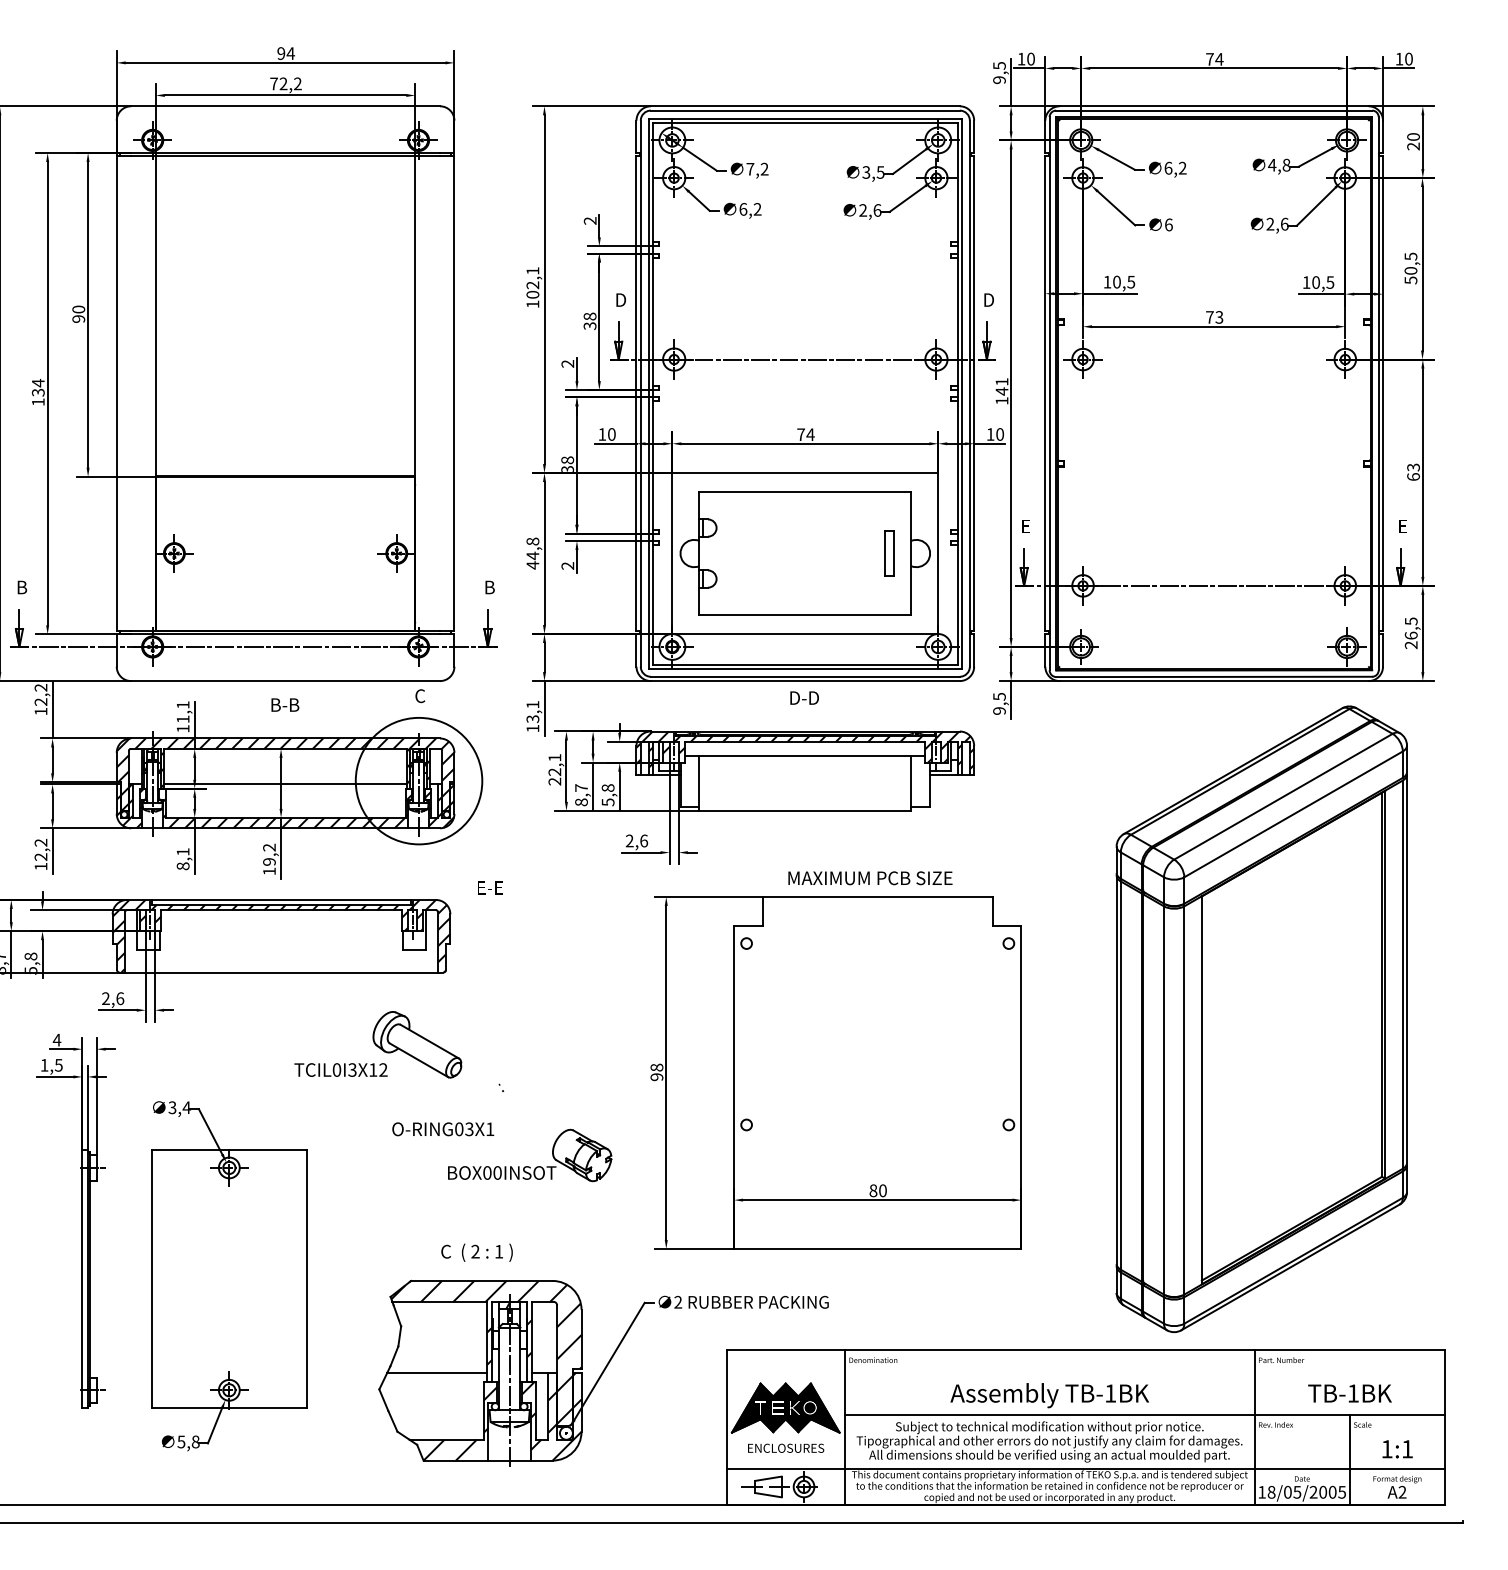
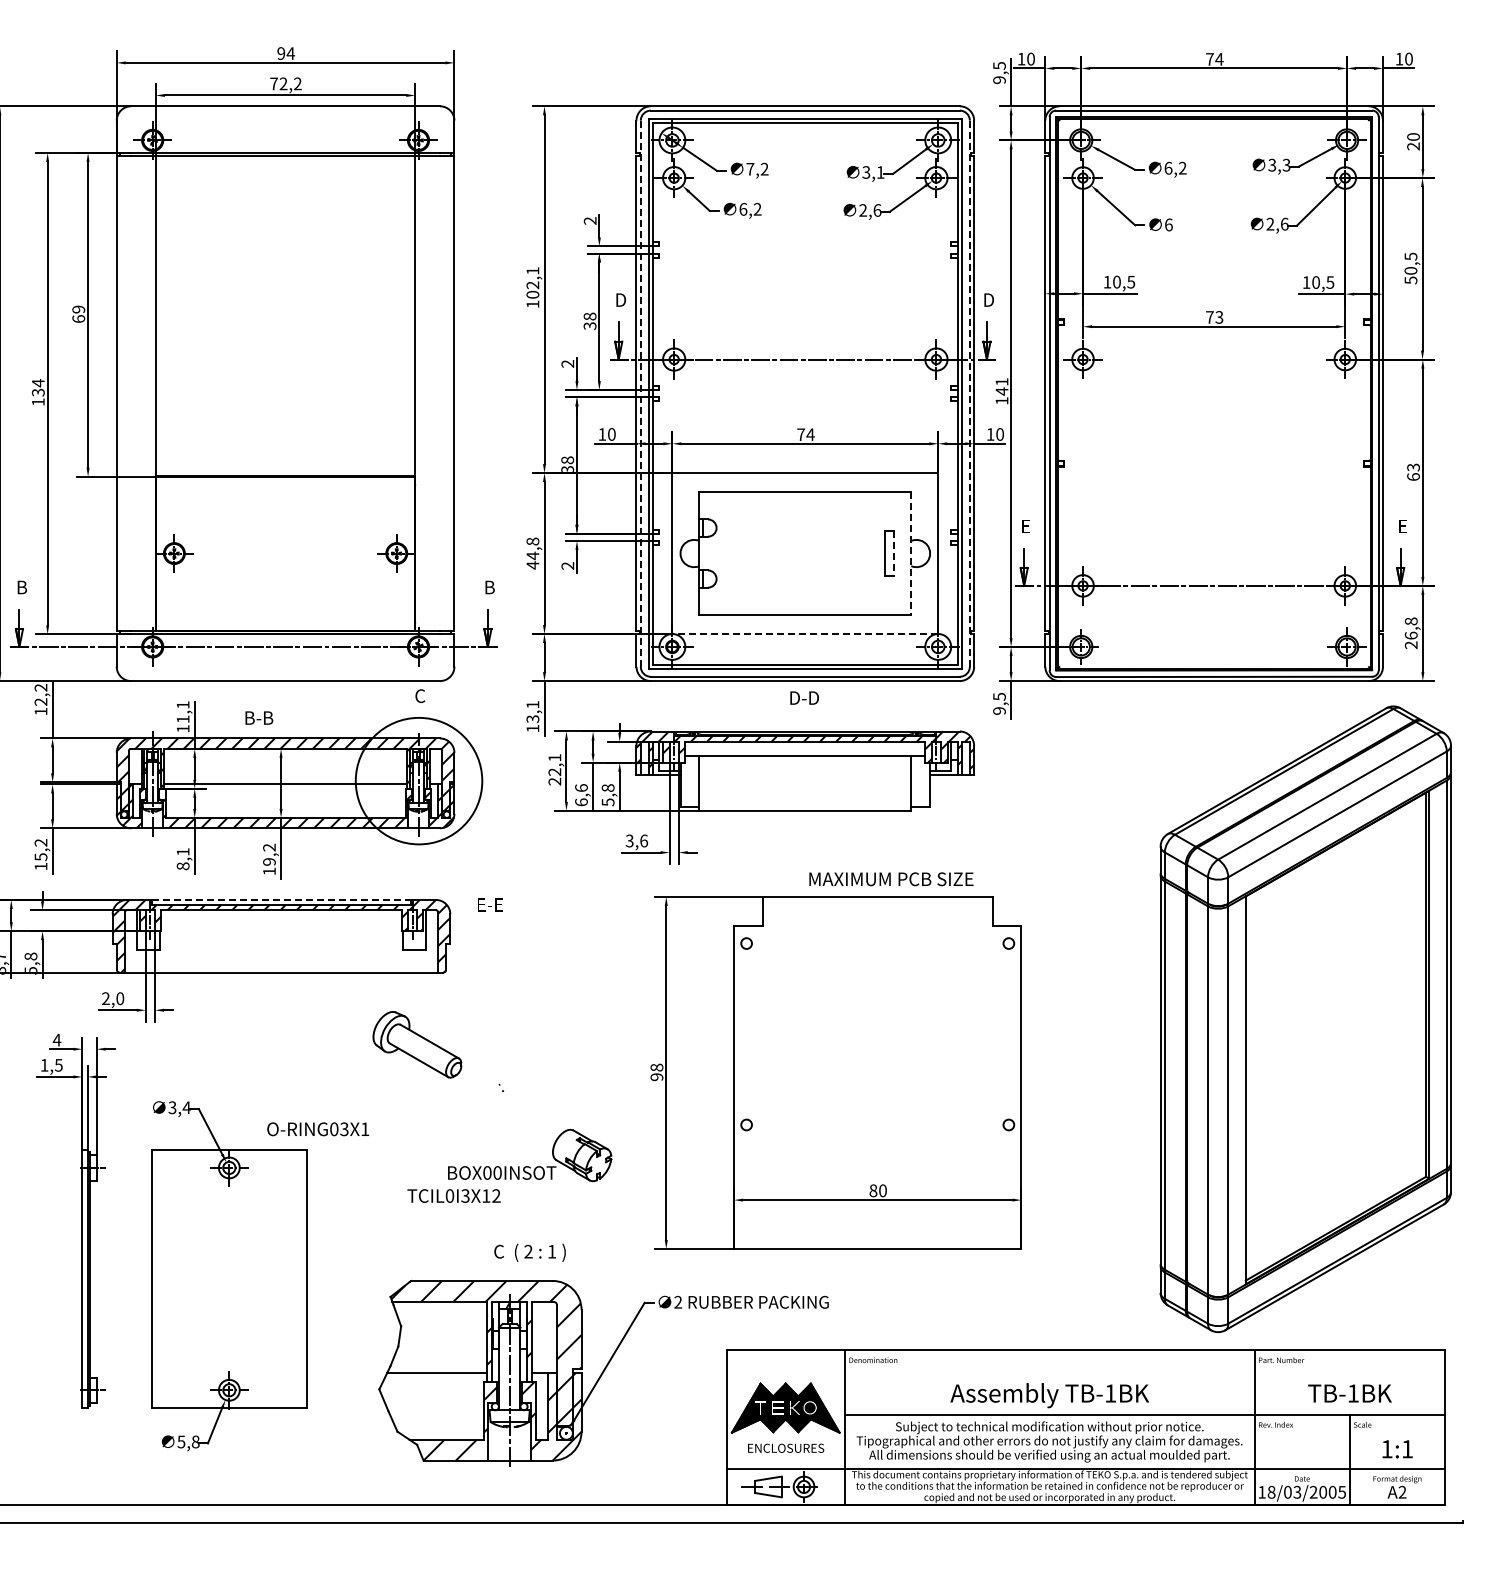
text: 4,8 -> 3,3 (1279, 164)
text: 3,5 -> 3,1 (880, 172)
text: 90 -> 69 (78, 313)
line: solid -> dashed (640, 393)
line: solid -> dashed (969, 394)
line: solid -> dashed (894, 554)
line: solid -> dashed (911, 554)
text: 26,5 -> 26,8 (1410, 621)
line: solid -> dashed (805, 634)
text position: (285, 704) -> (259, 717) (259, 717)
text: 8,7 -> 6,6 (581, 795)
text: 2,6 -> 3,6 (629, 841)
text: 12,2 -> 15,2 (40, 857)
text position: (870, 878) -> (891, 879) (891, 879)
text position: (490, 887) -> (490, 904) (490, 904)
line: solid -> dashed (281, 899)
text: 2,6 -> 2,0 (120, 998)
part position: (1261, 1018) -> (1305, 1018) (1305, 1018)
text position: (340, 1069) -> (453, 1195) (453, 1195)
text position: (443, 1129) -> (318, 1129) (318, 1129)
text position: (476, 1252) -> (529, 1252) (529, 1252)
text: 18/05/2005 -> 18/03/2005 (1297, 1491)
